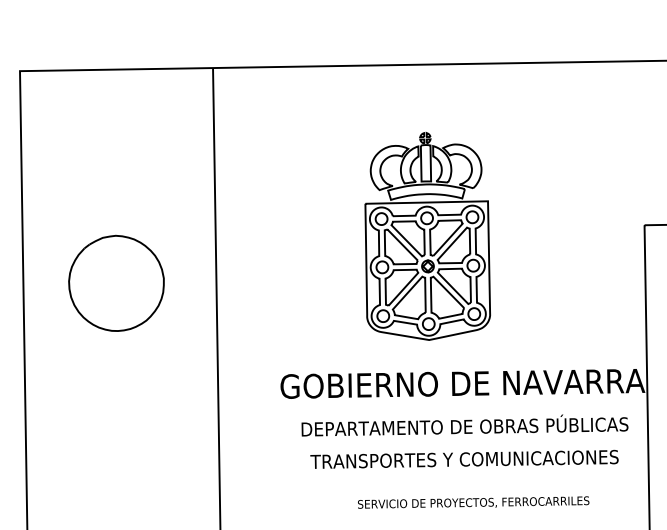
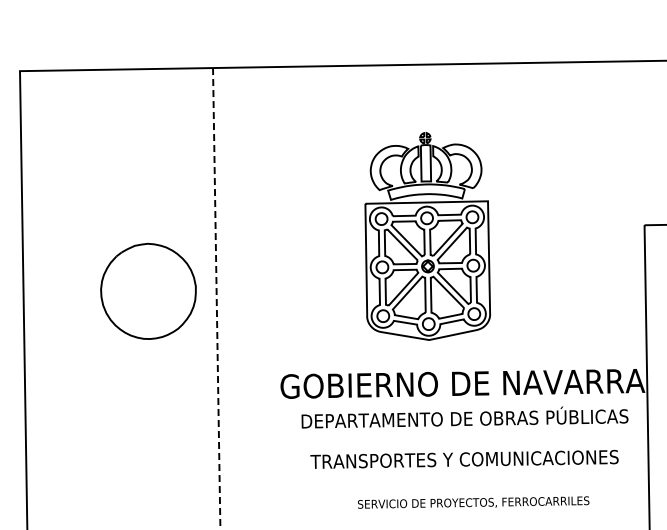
part position: (116, 282) -> (148, 290) (148, 290)
line: solid -> dashed (216, 298)
text position: (464, 425) -> (464, 417) (464, 417)
